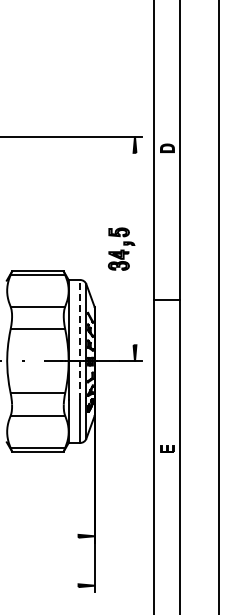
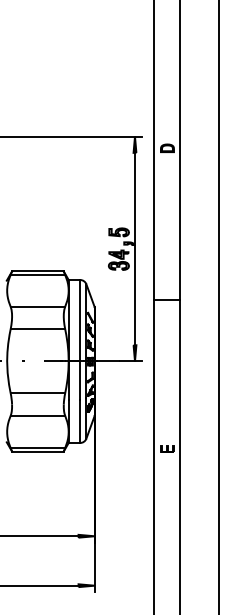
line: none -> present (135, 248)
line: dashed -> solid (80, 339)
line: none -> present (40, 536)
line: none -> present (40, 585)
